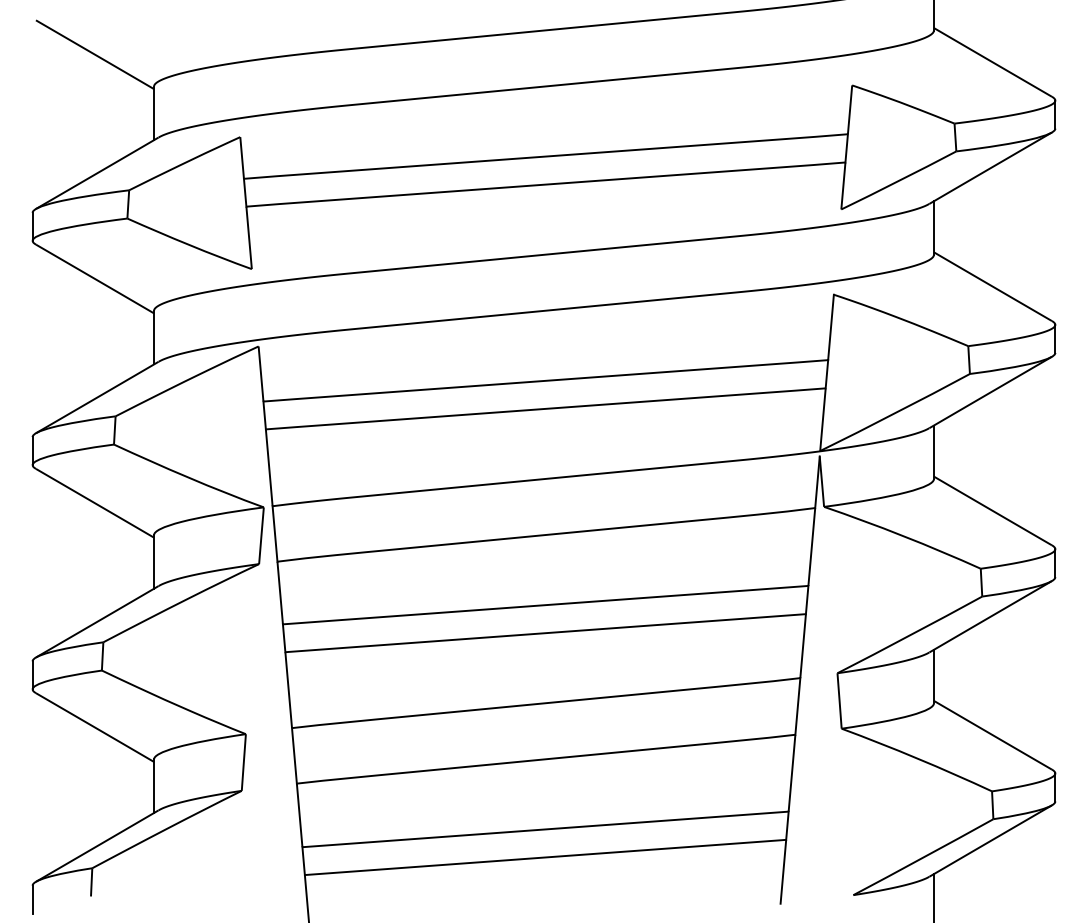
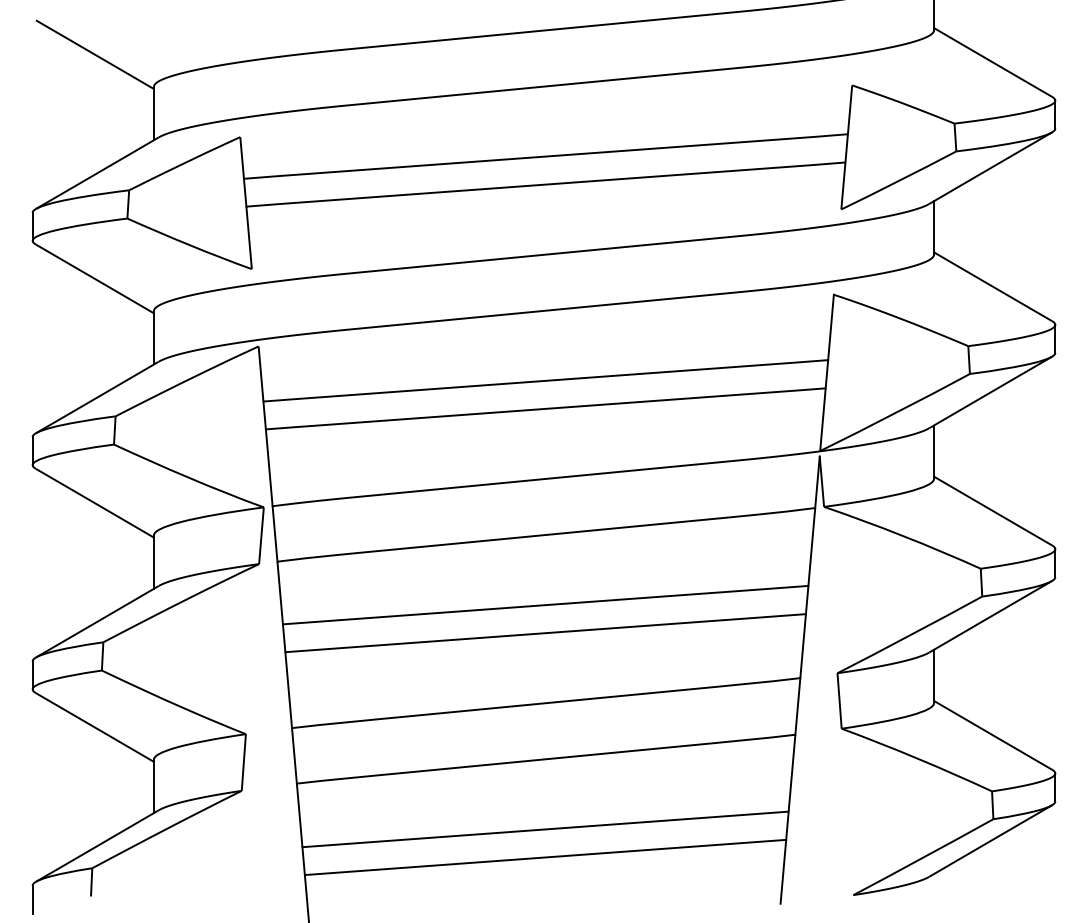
line: present -> none (933, 896)
